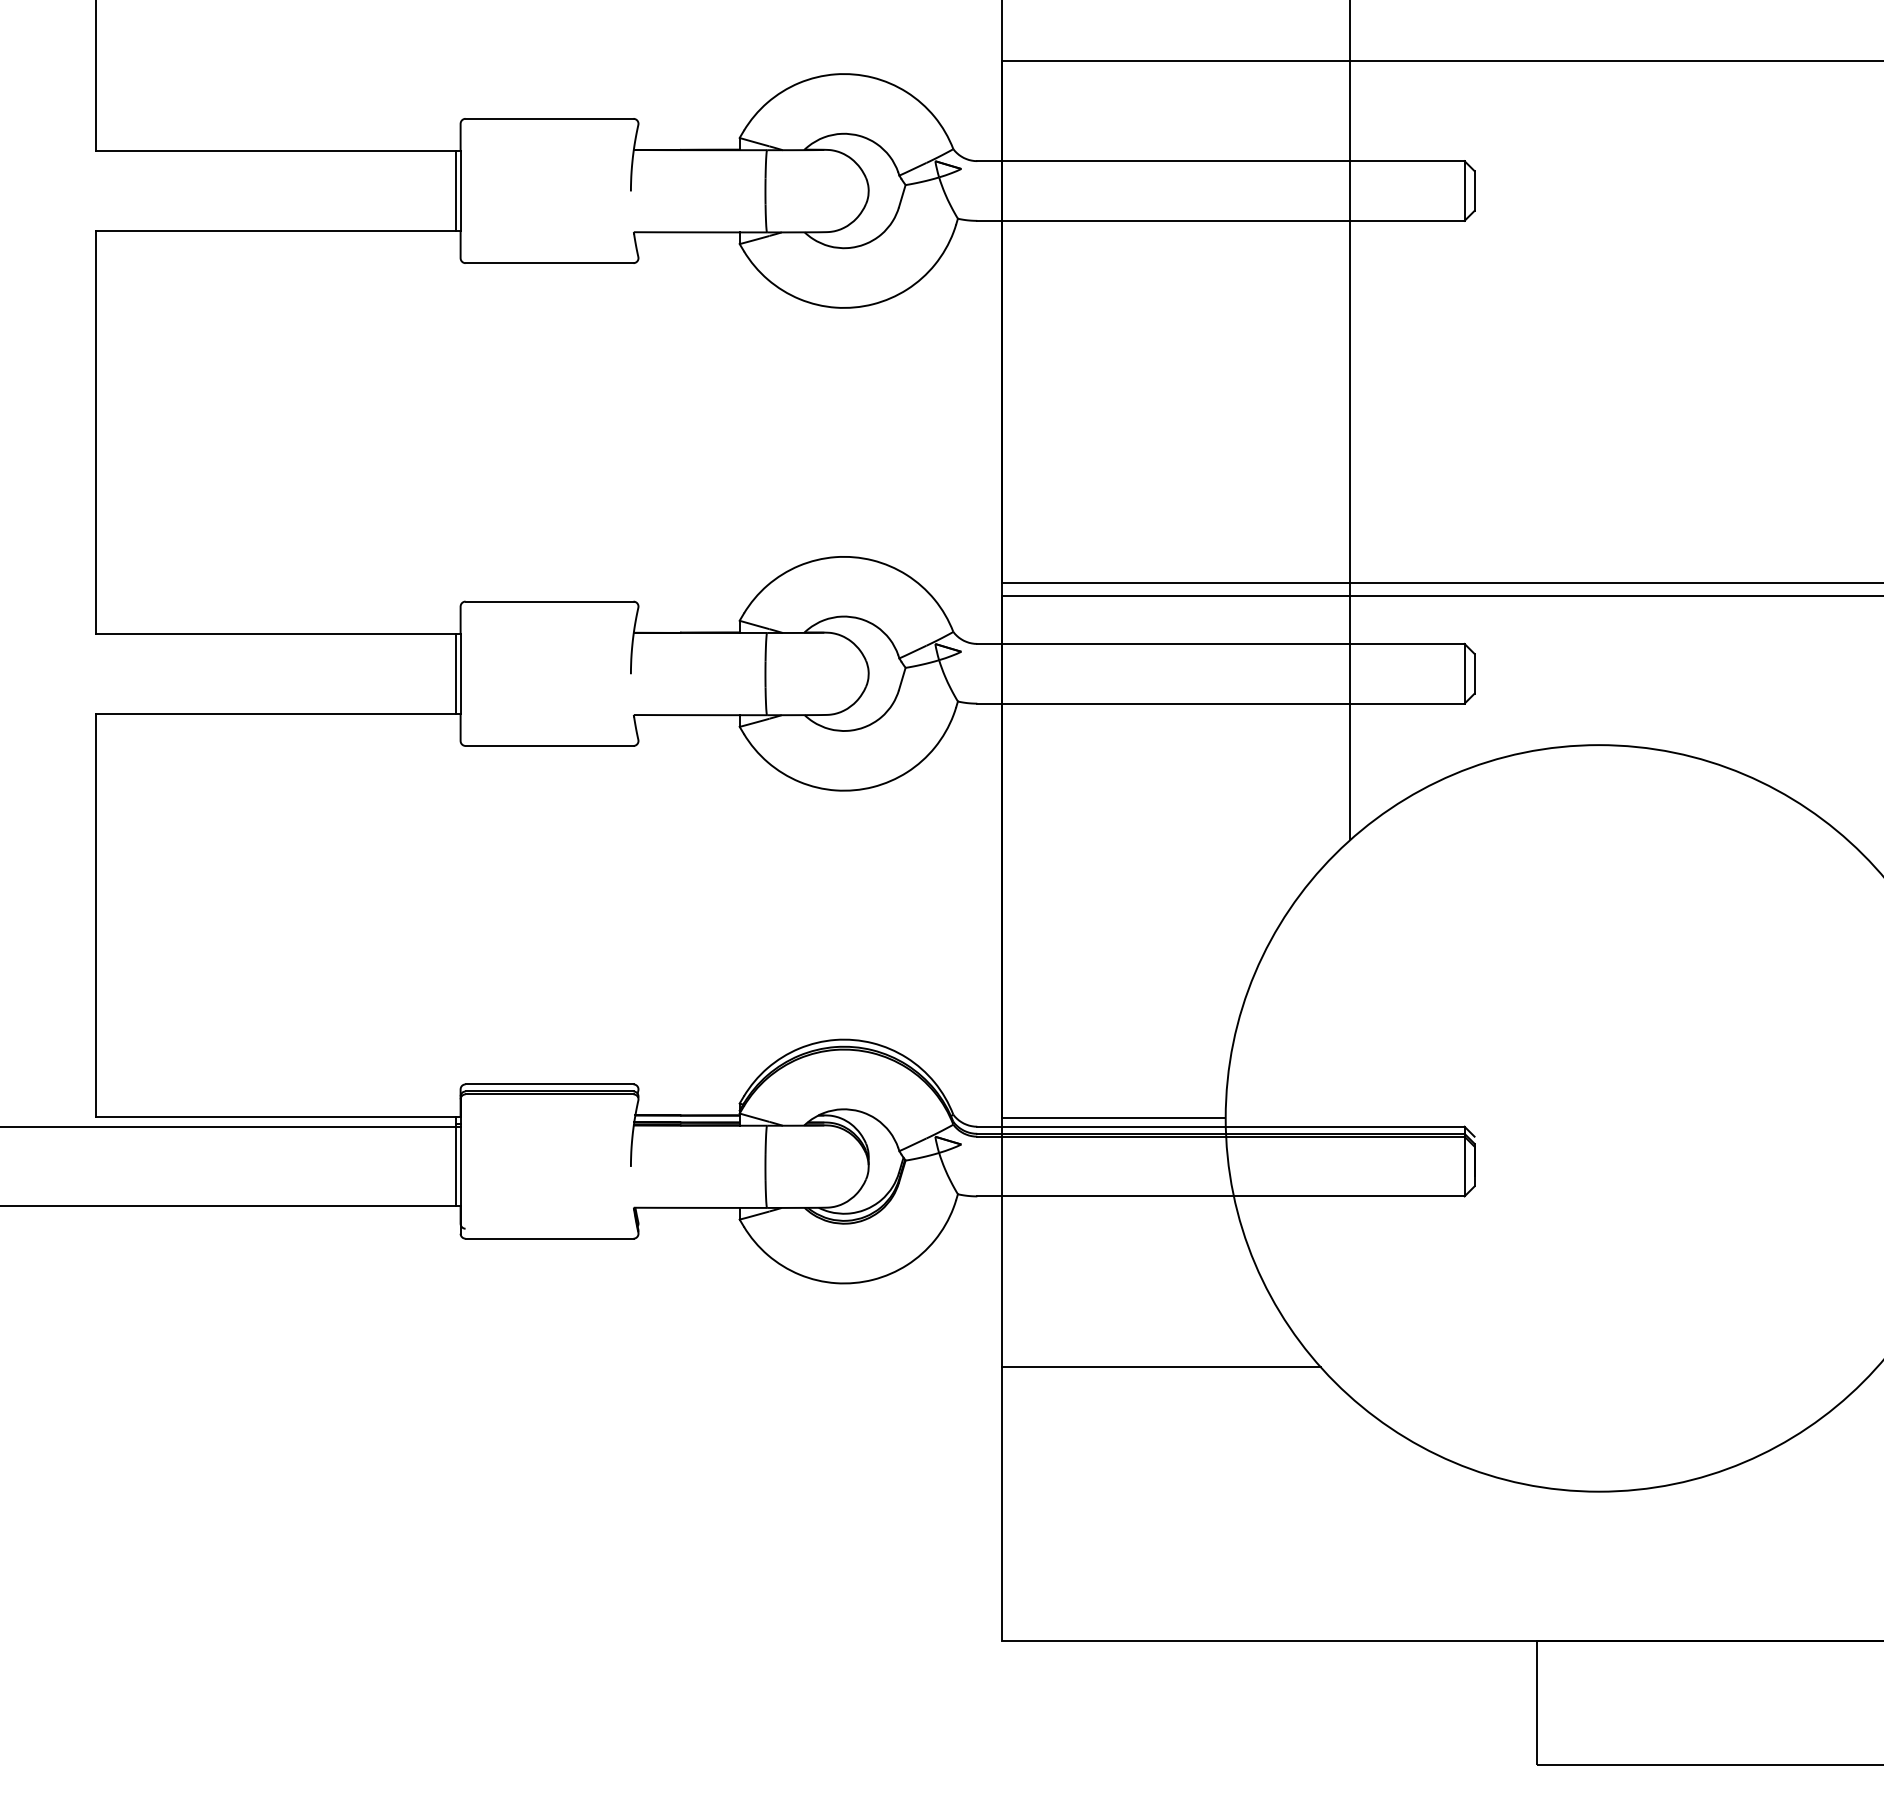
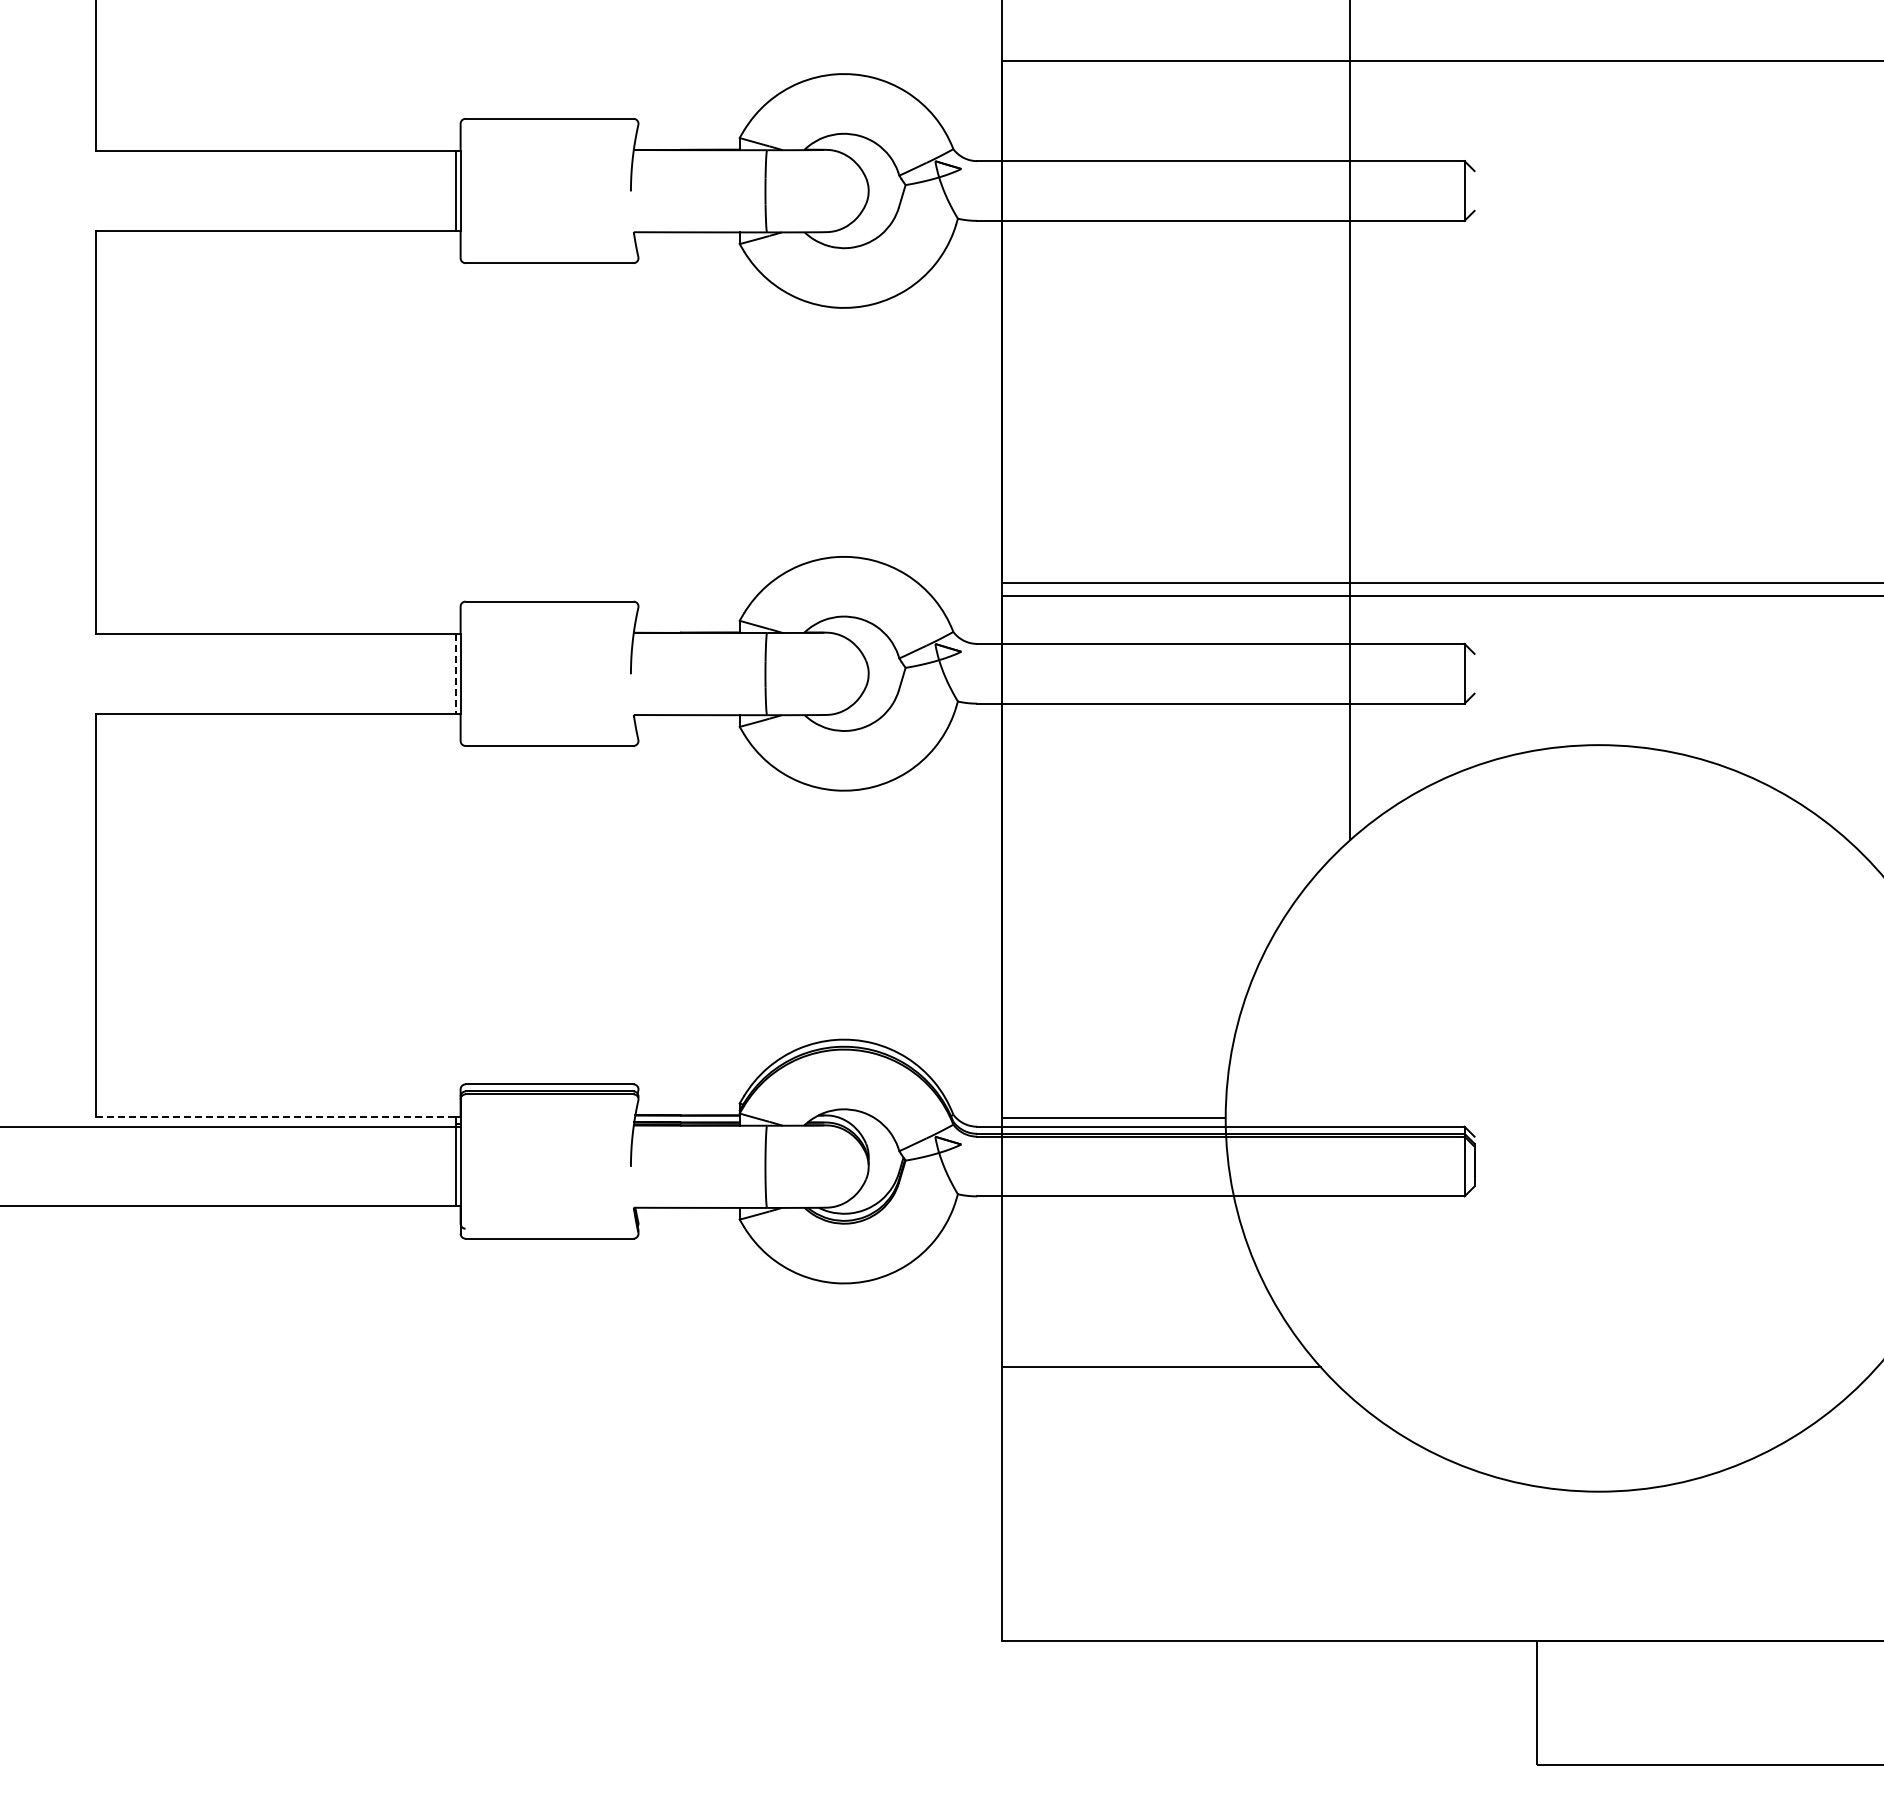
line: present -> none (1474, 190)
line: solid -> dashed (455, 673)
line: present -> none (1474, 673)
line: solid -> dashed (275, 1116)
